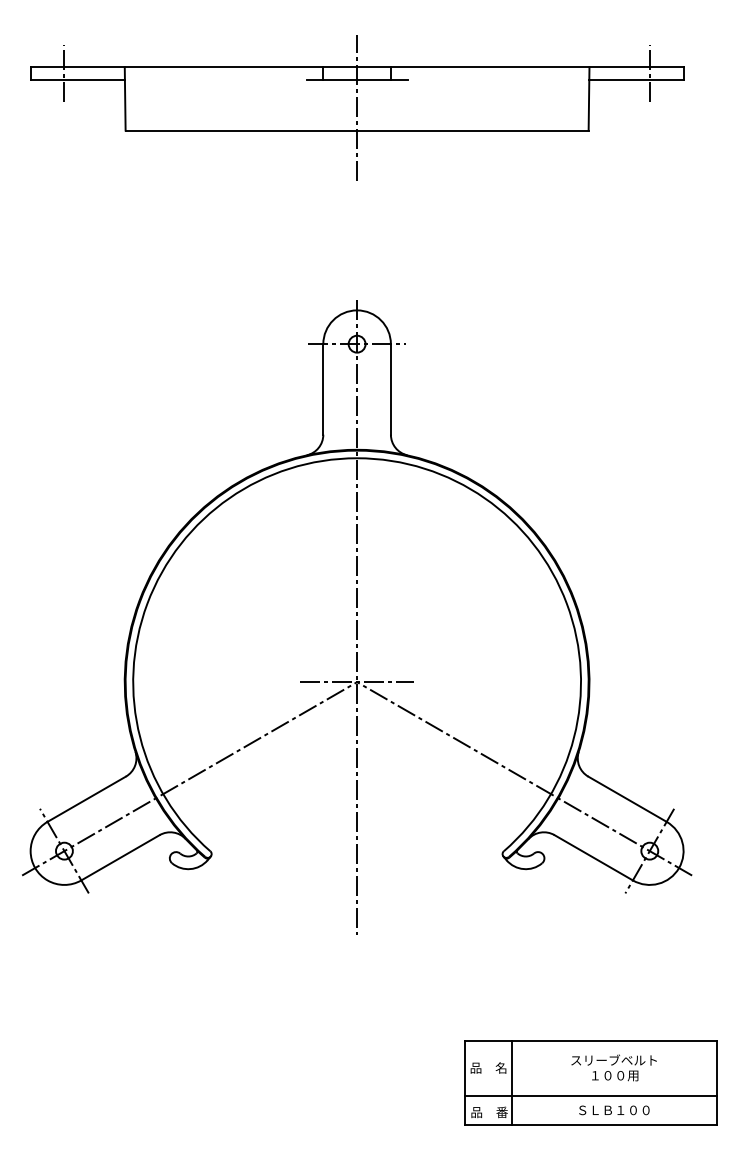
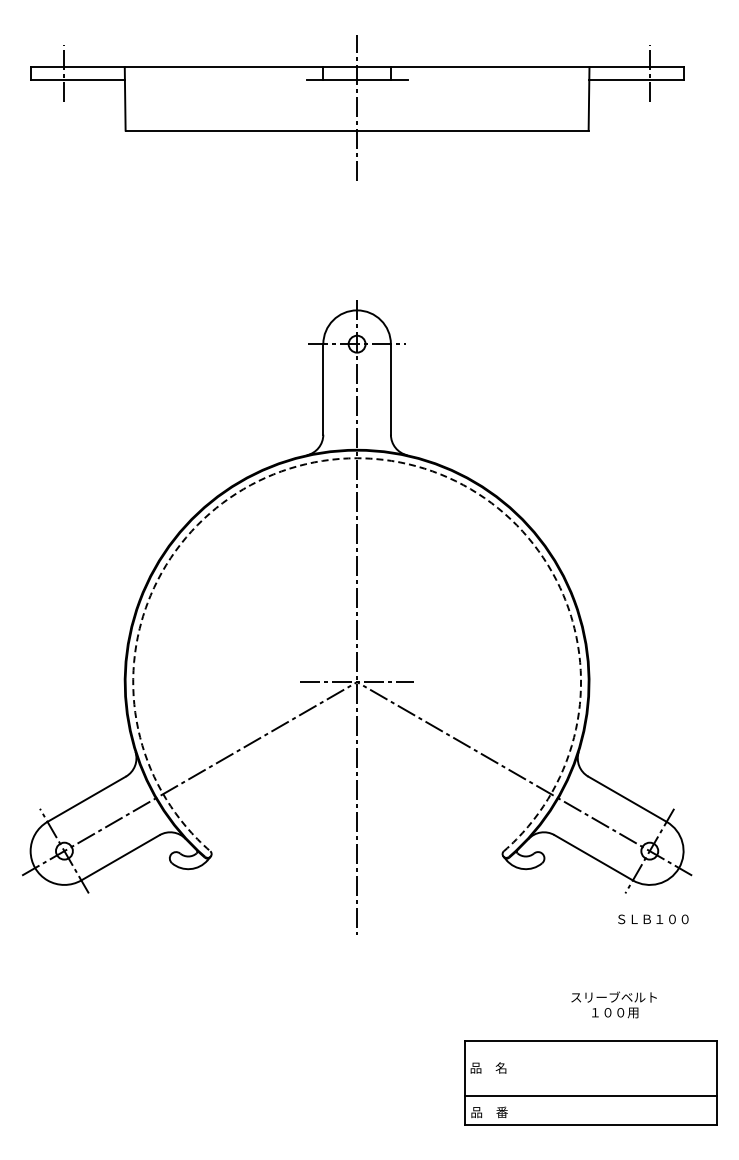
arc: solid -> dashed (357, 458)
text position: (613, 1067) -> (613, 1004) (613, 1004)
line: present -> none (511, 1082)
text position: (614, 1110) -> (653, 919) (653, 919)
